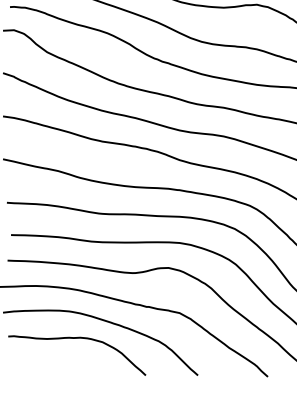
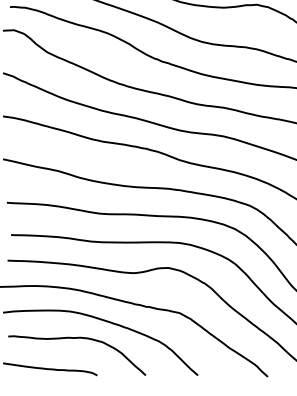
curve: none -> present (50, 369)
